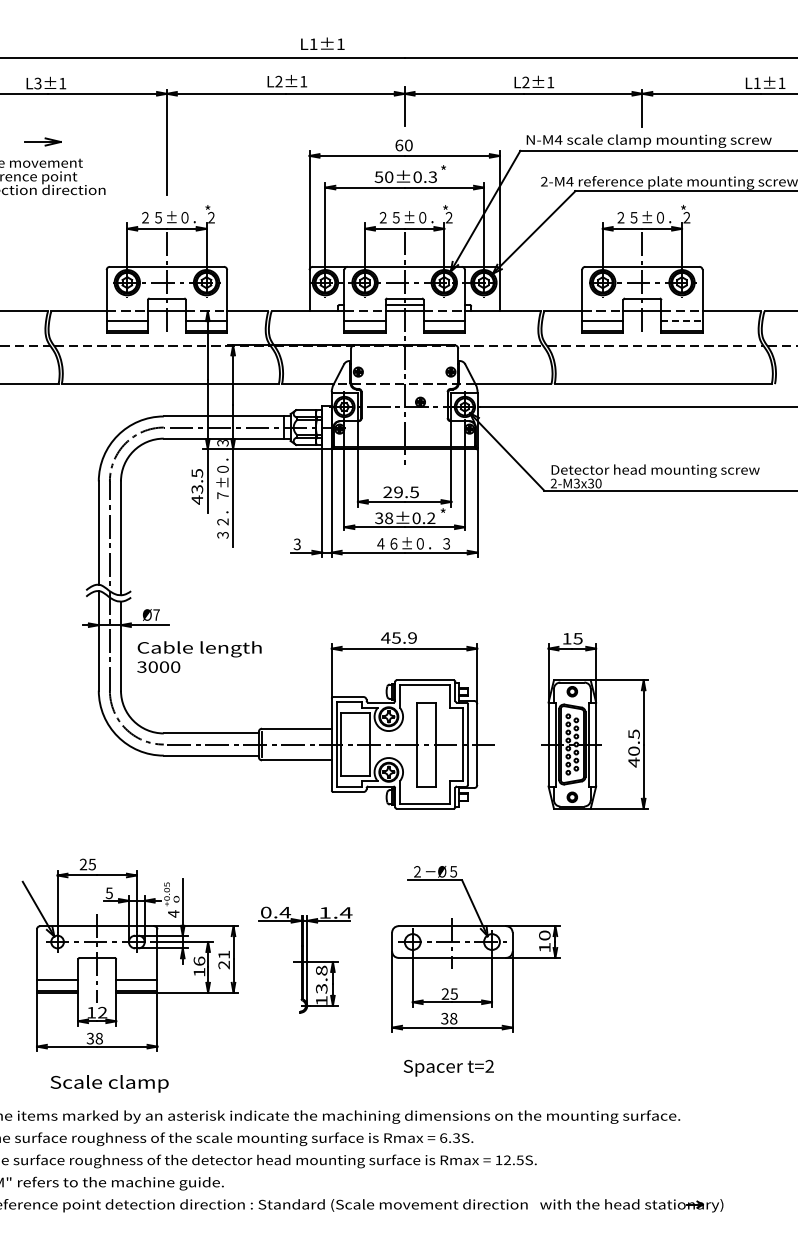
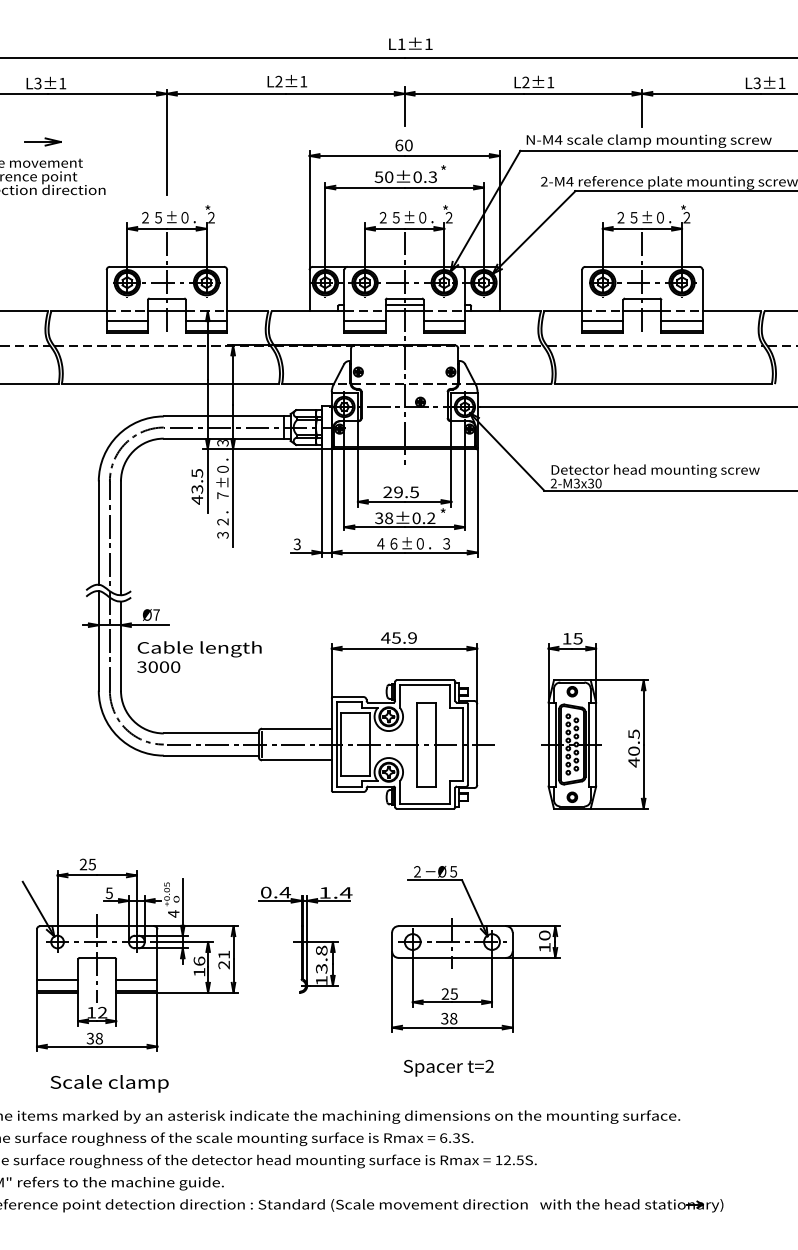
text position: (322, 43) -> (410, 43) (410, 43)
text: L1±1 -> L3±1 (756, 83)
line: dashed -> solid (682, 320)
part position: (305, 959) -> (305, 939) (305, 939)
